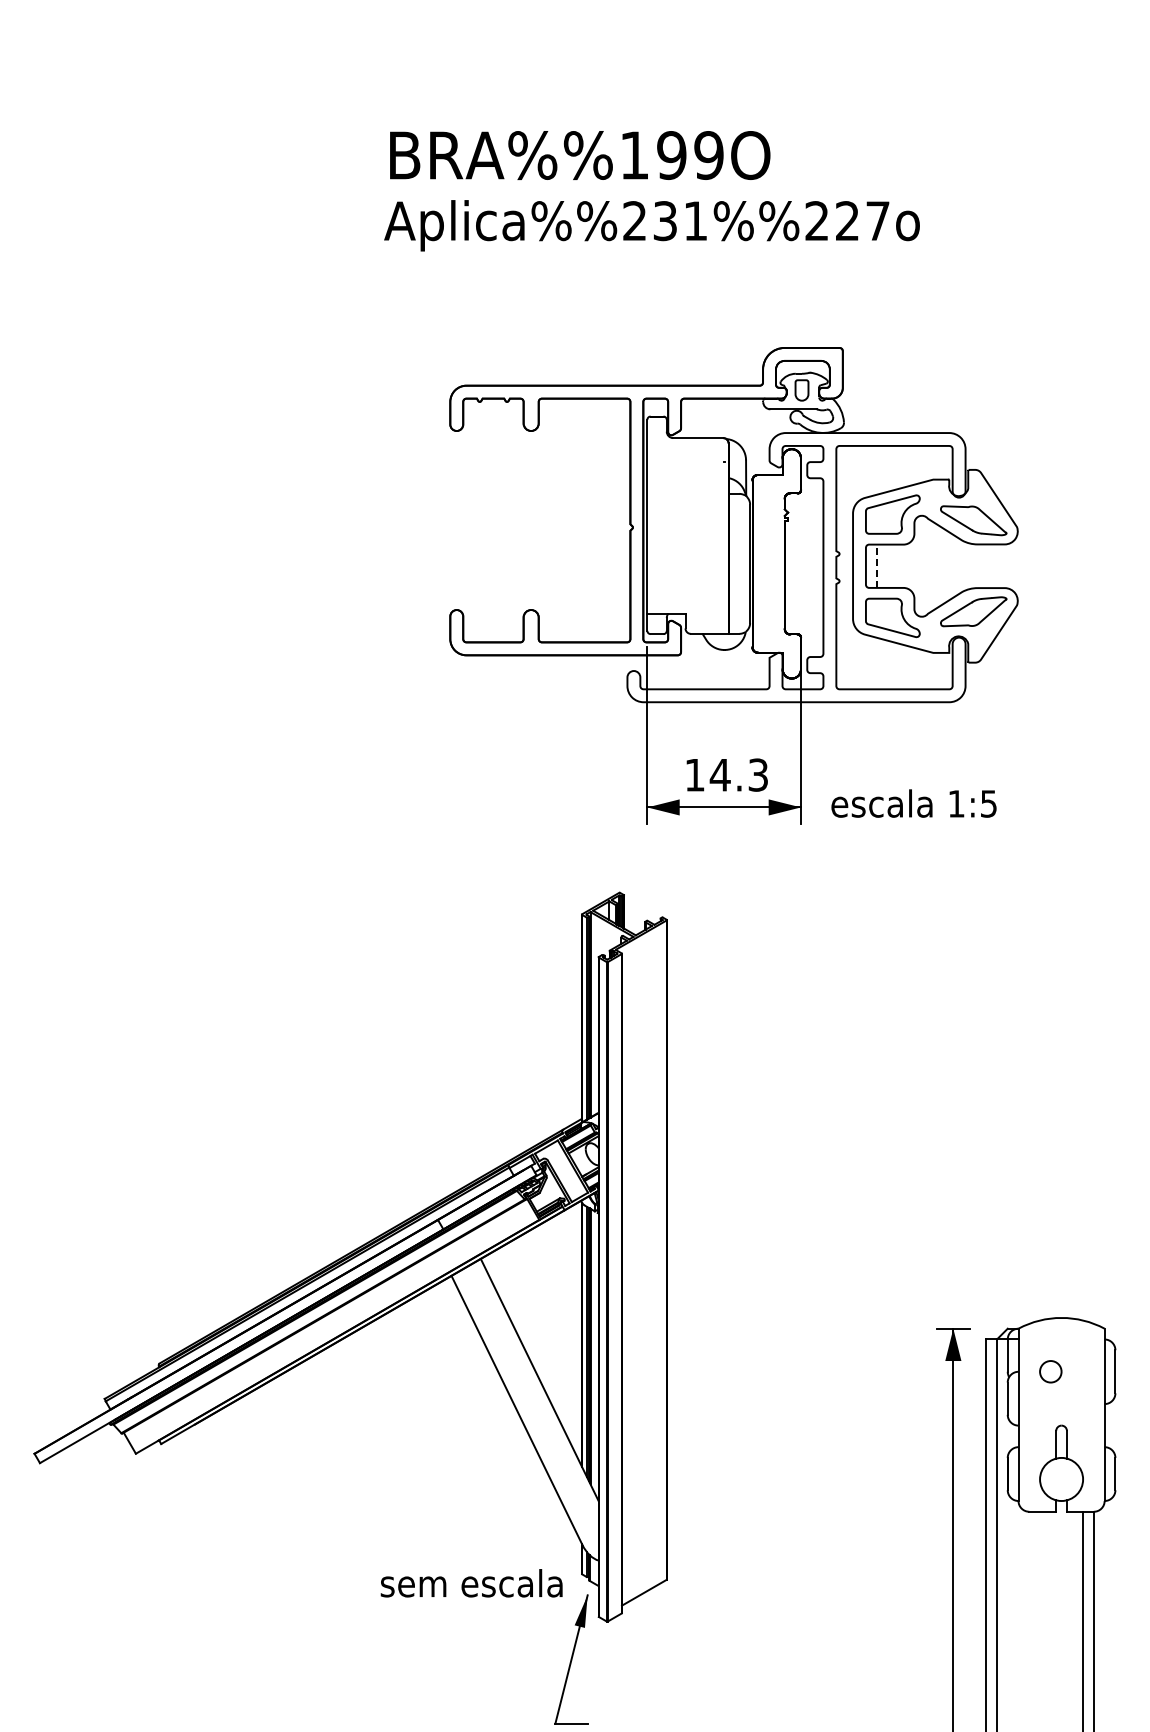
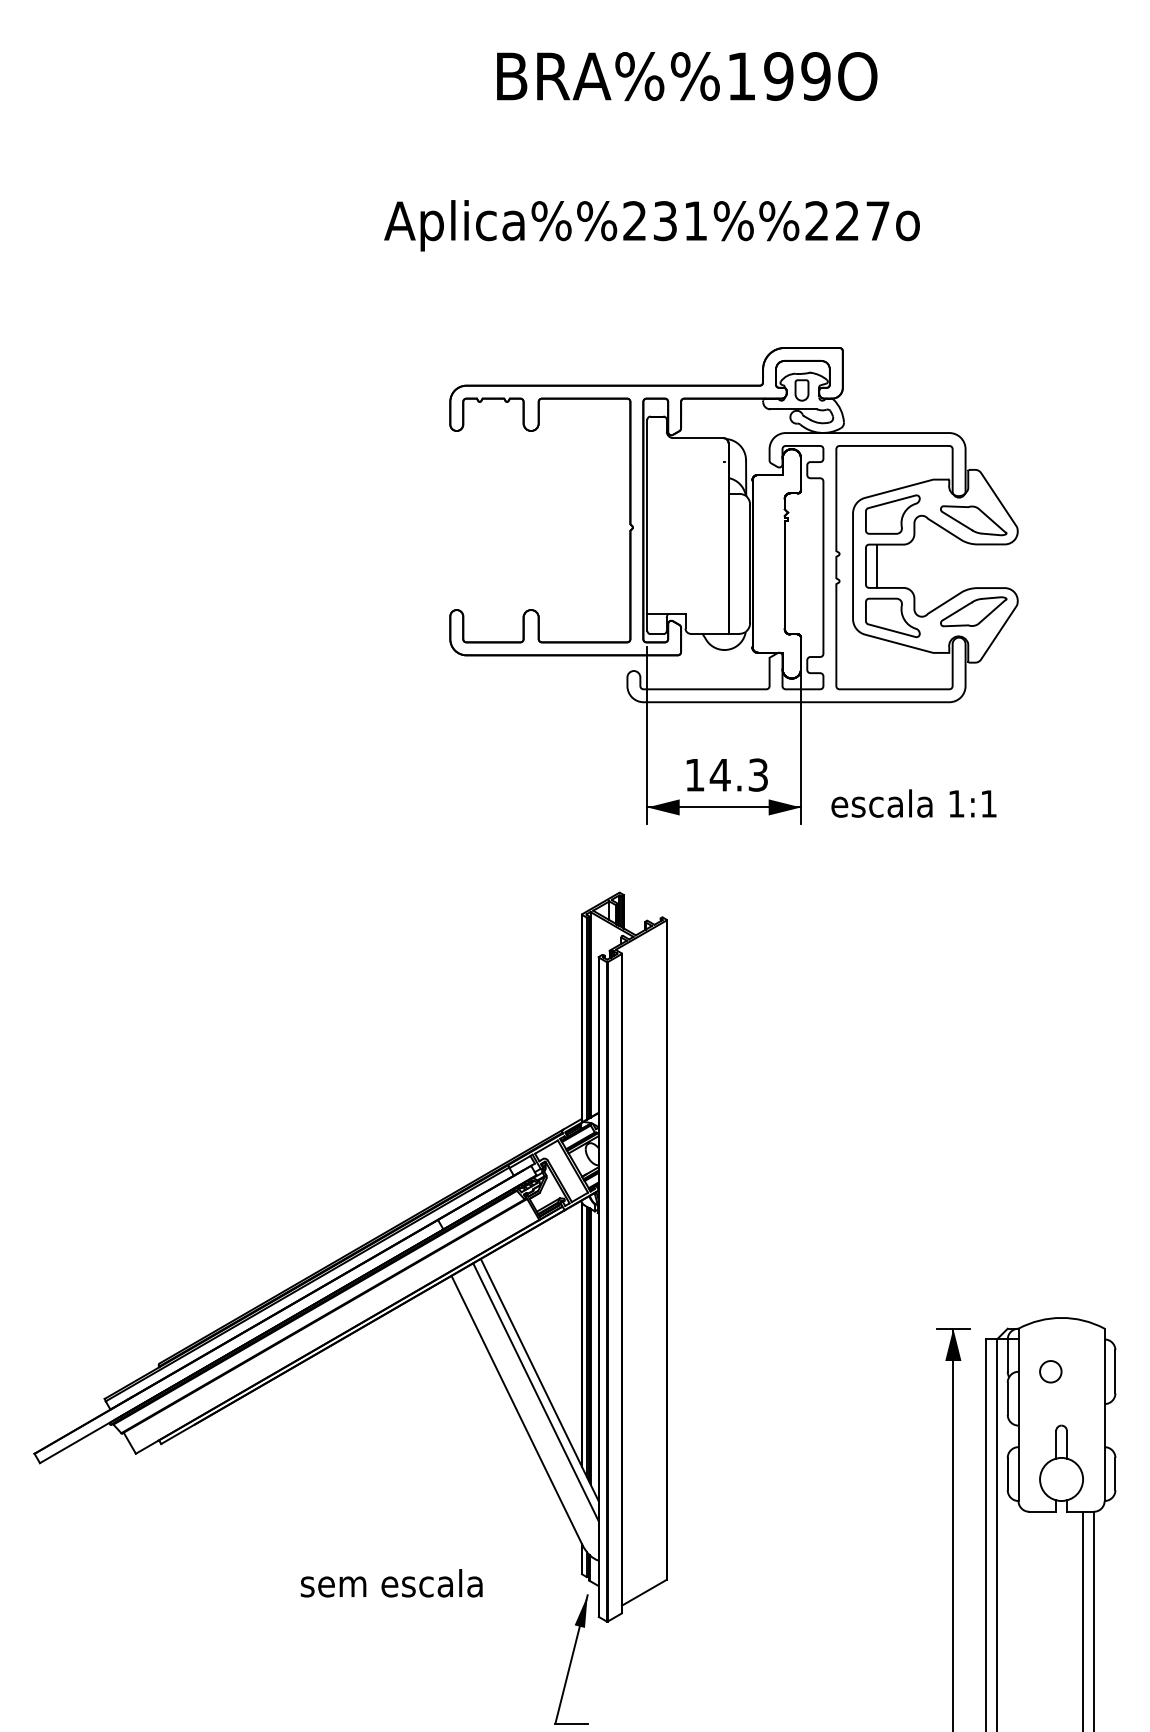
text position: (580, 155) -> (687, 76) (687, 76)
line: dashed -> solid (876, 566)
text: 1:5 -> 1:1 (988, 803)
line: none -> present (535, 1392)
text position: (471, 1583) -> (391, 1583) (391, 1583)
